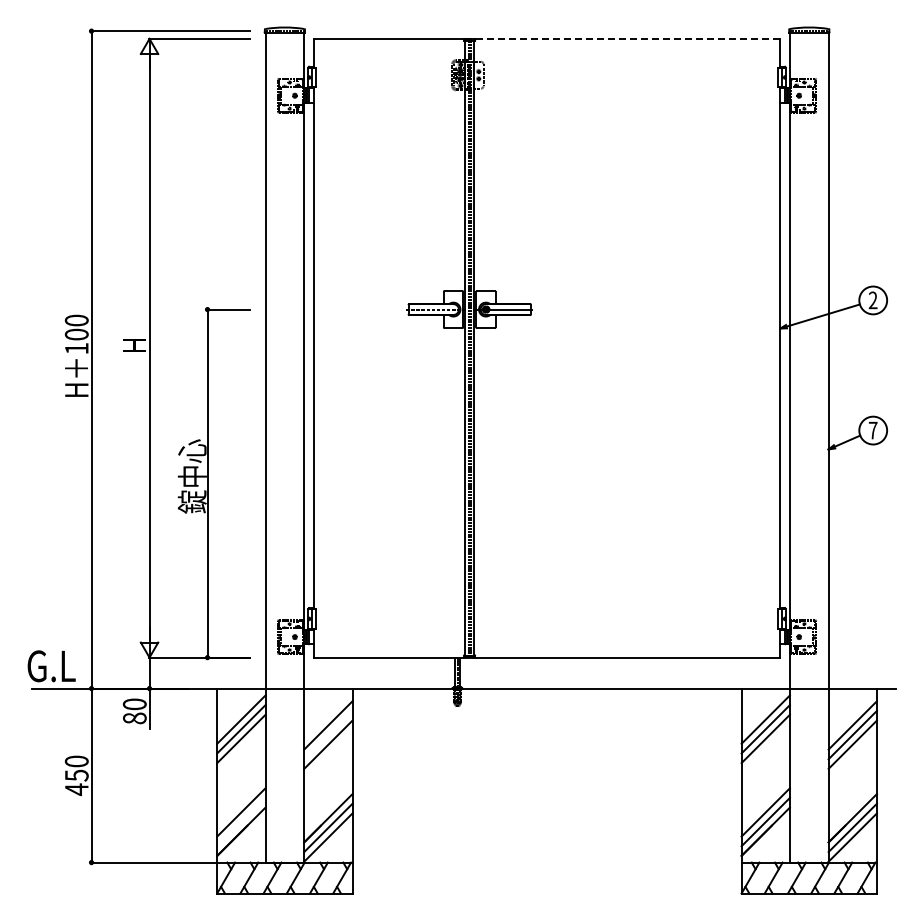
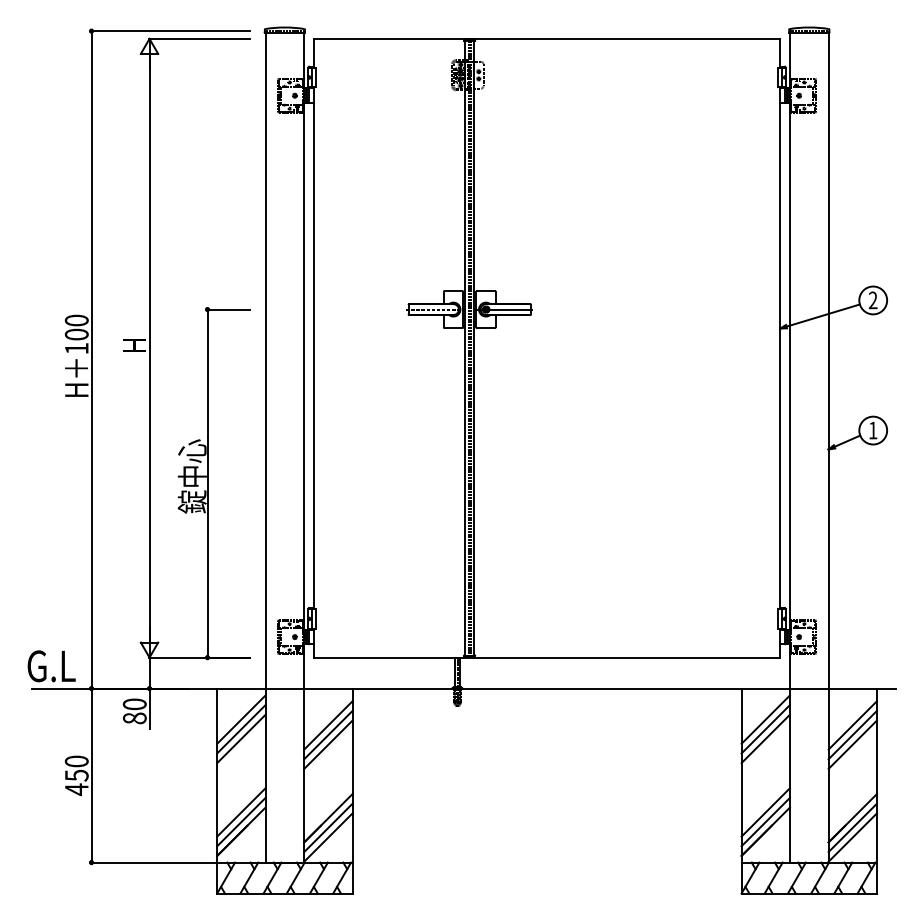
line: dashed -> solid (625, 38)
text: 7 -> 1 (872, 430)
line: none -> present (328, 734)
line: none -> present (241, 821)
